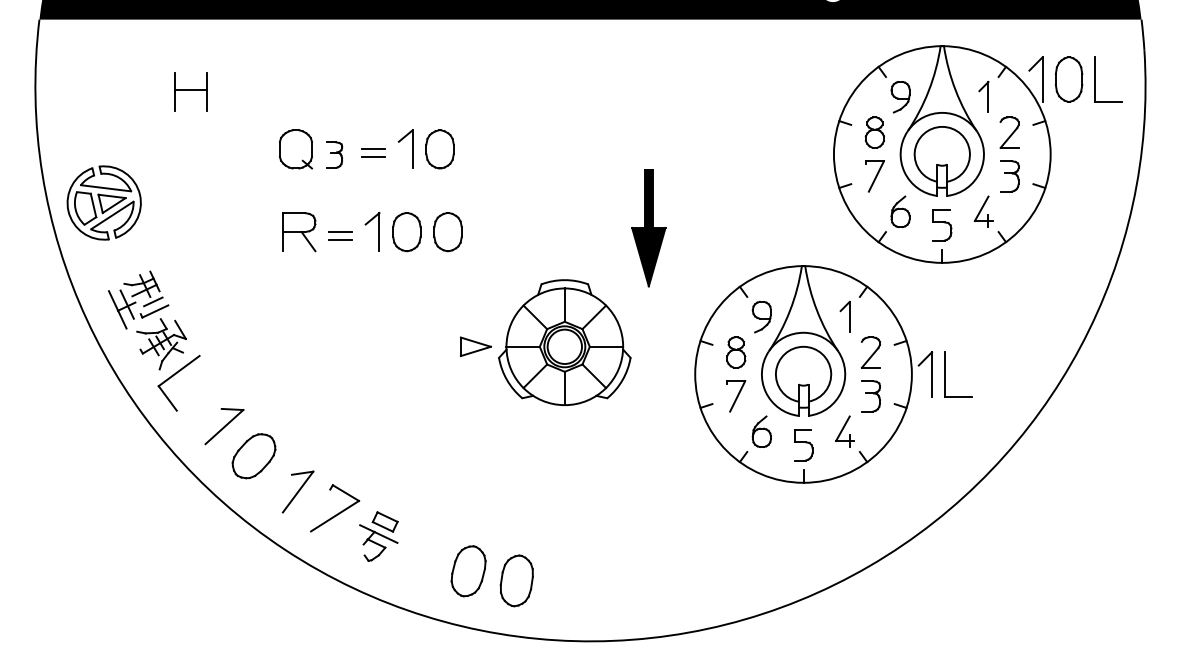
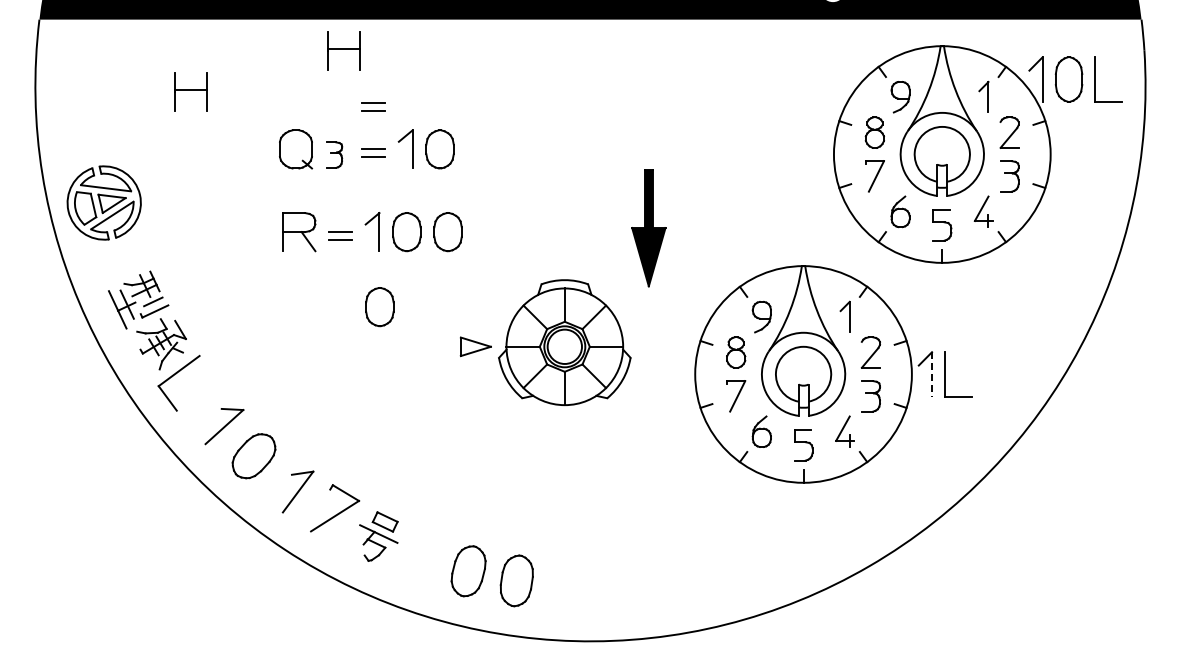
part: none -> present (343, 50)
part: none -> present (373, 106)
part: none -> present (379, 307)
line: solid -> dashed (932, 374)
